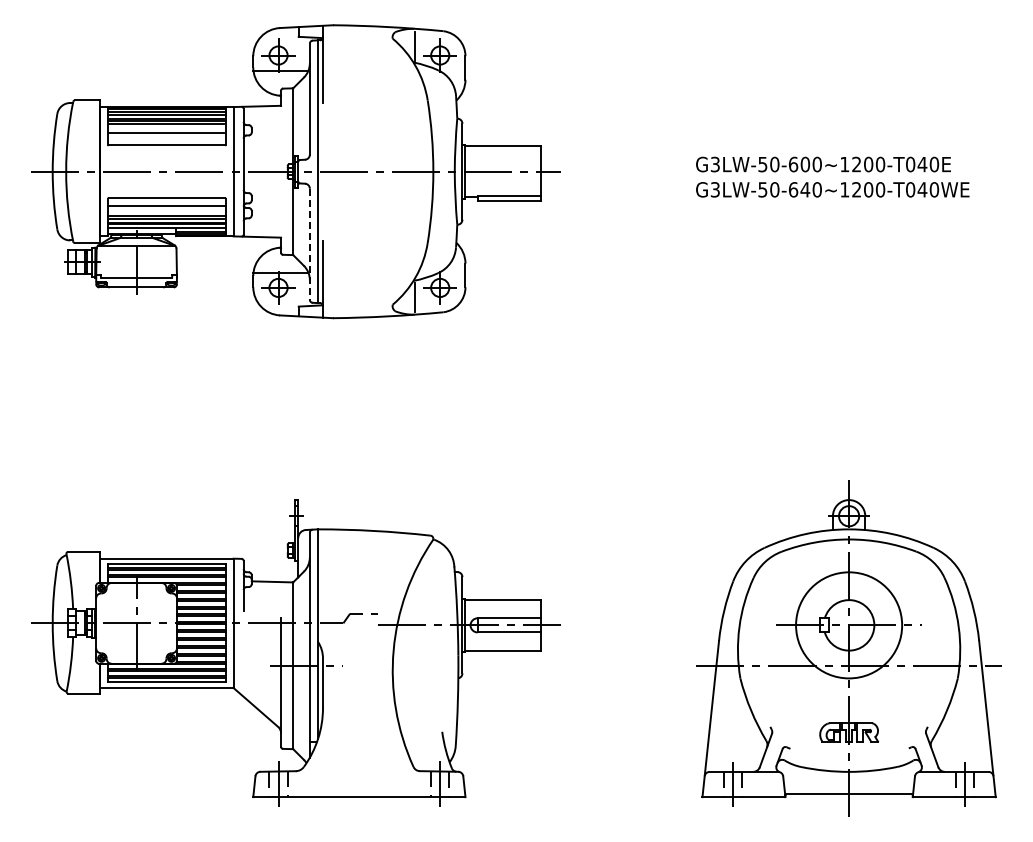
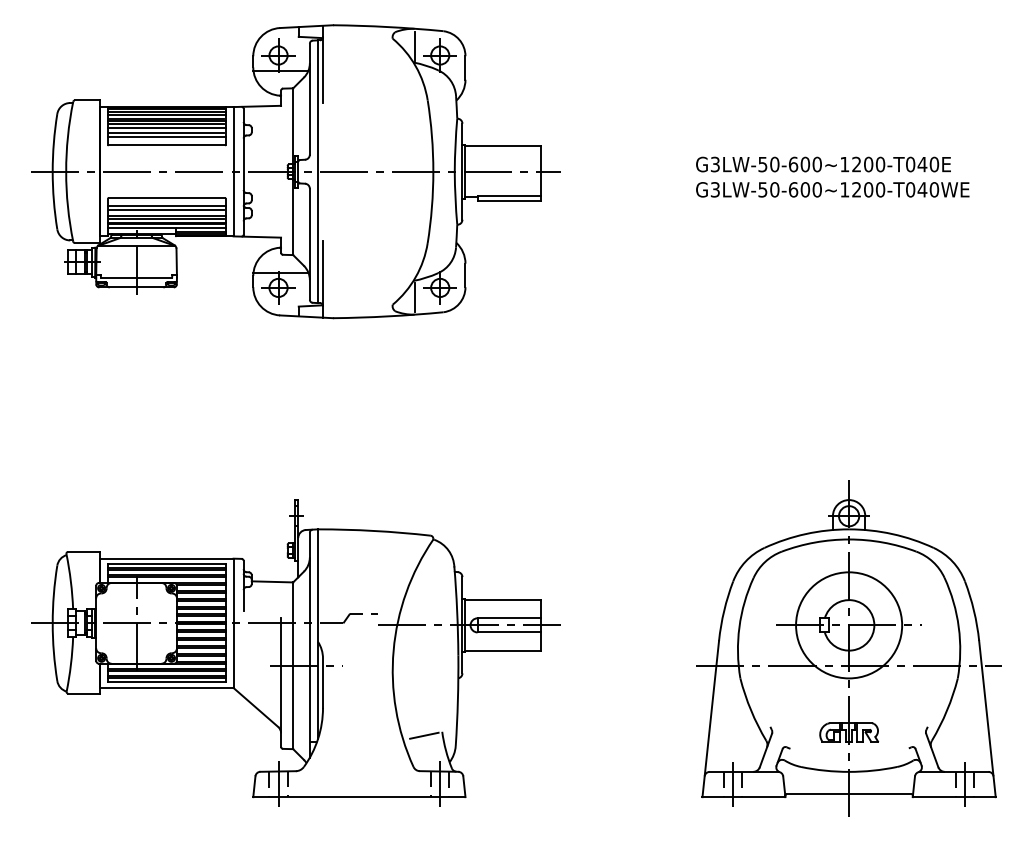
line: none -> present (166, 127)
line: none -> present (166, 137)
text: G3LW-50-640~1200-T040WE -> G3LW-50-600~1200-T040WE (805, 189)
line: none -> present (166, 210)
line: dashed -> solid (309, 244)
line: none -> present (424, 735)
